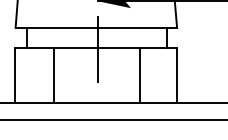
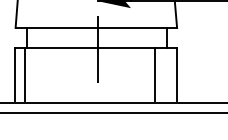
line position: (53, 74) -> (24, 74) (24, 74)
line position: (140, 74) -> (155, 74) (155, 74)
line position: (113, 120) -> (113, 113) (113, 113)
